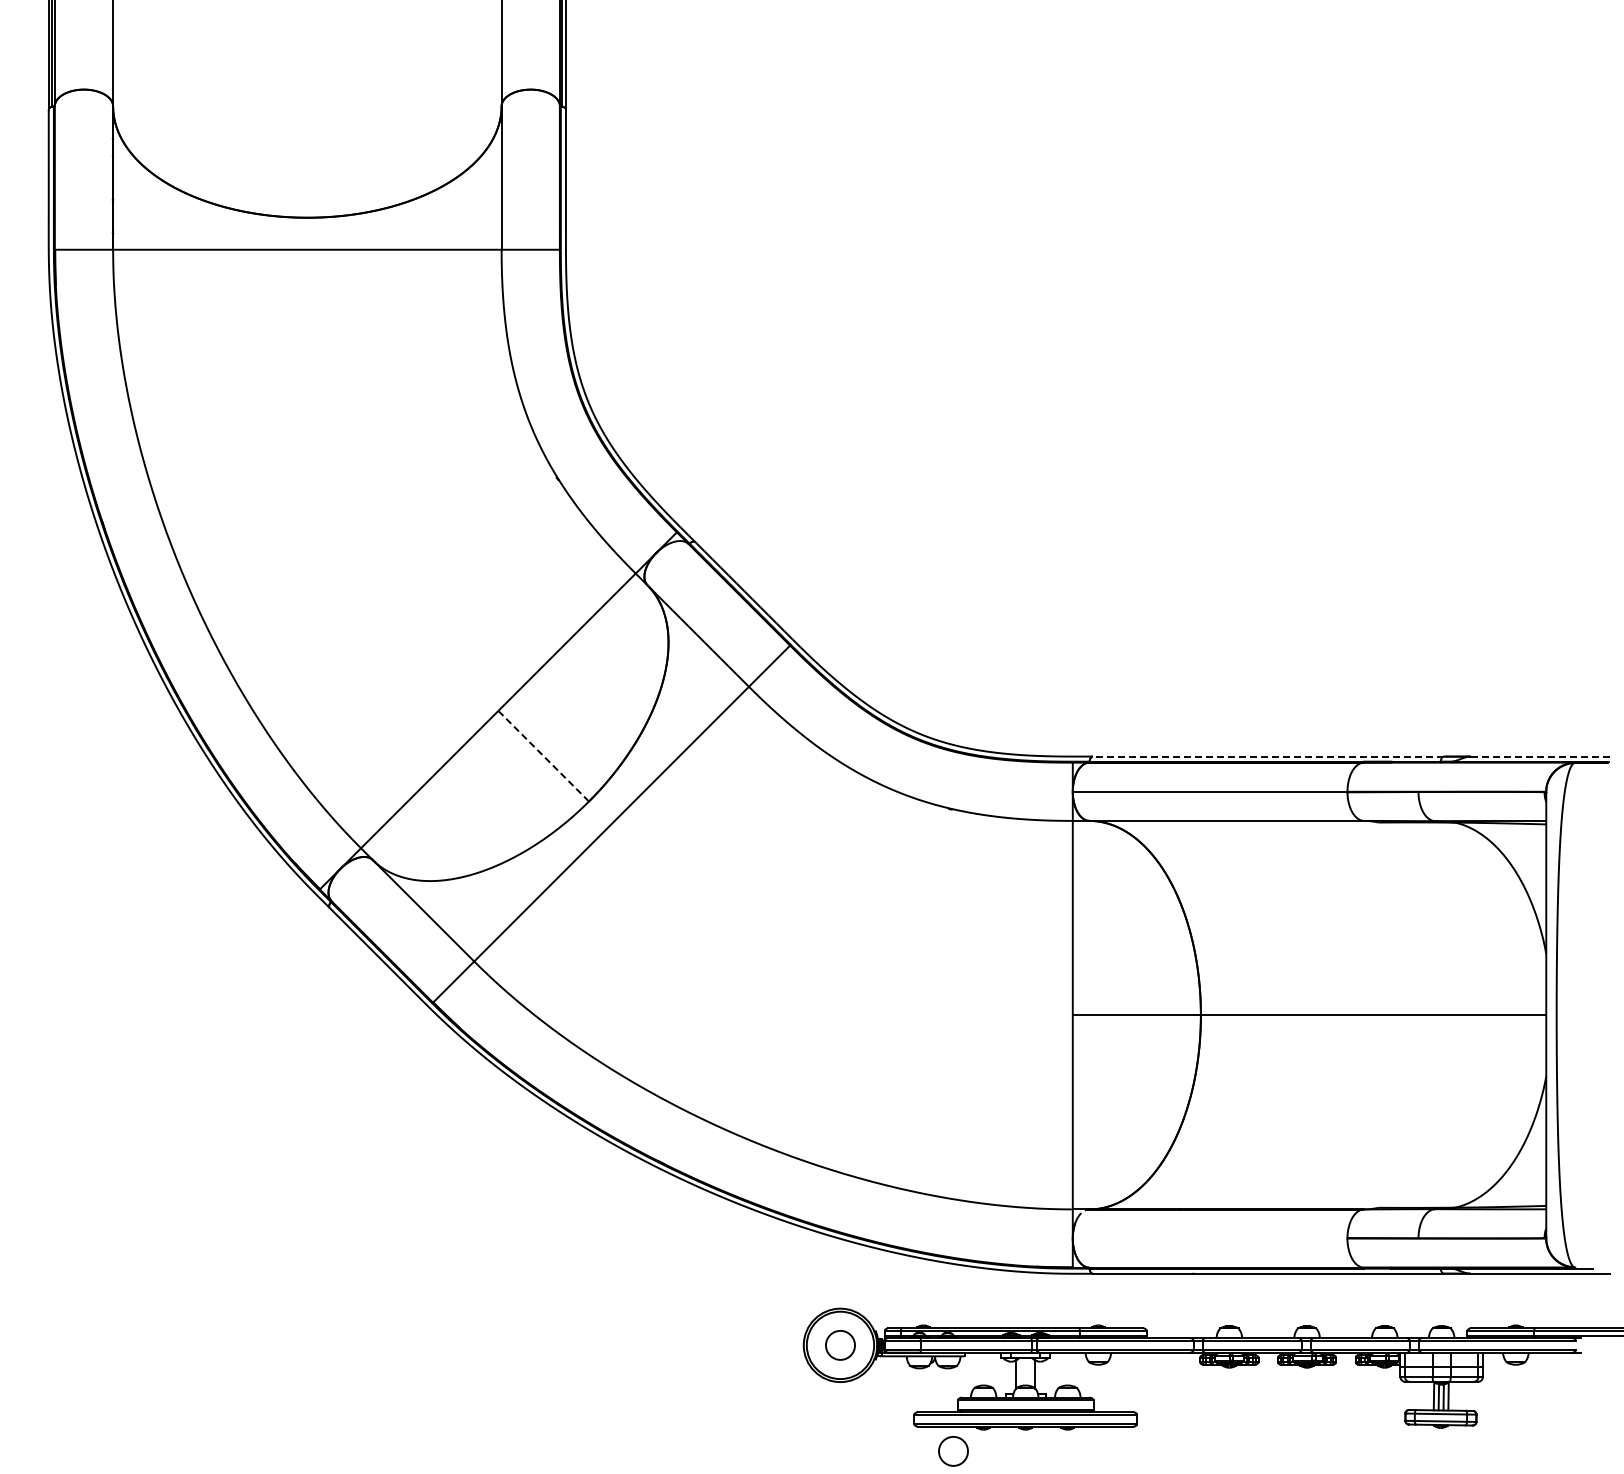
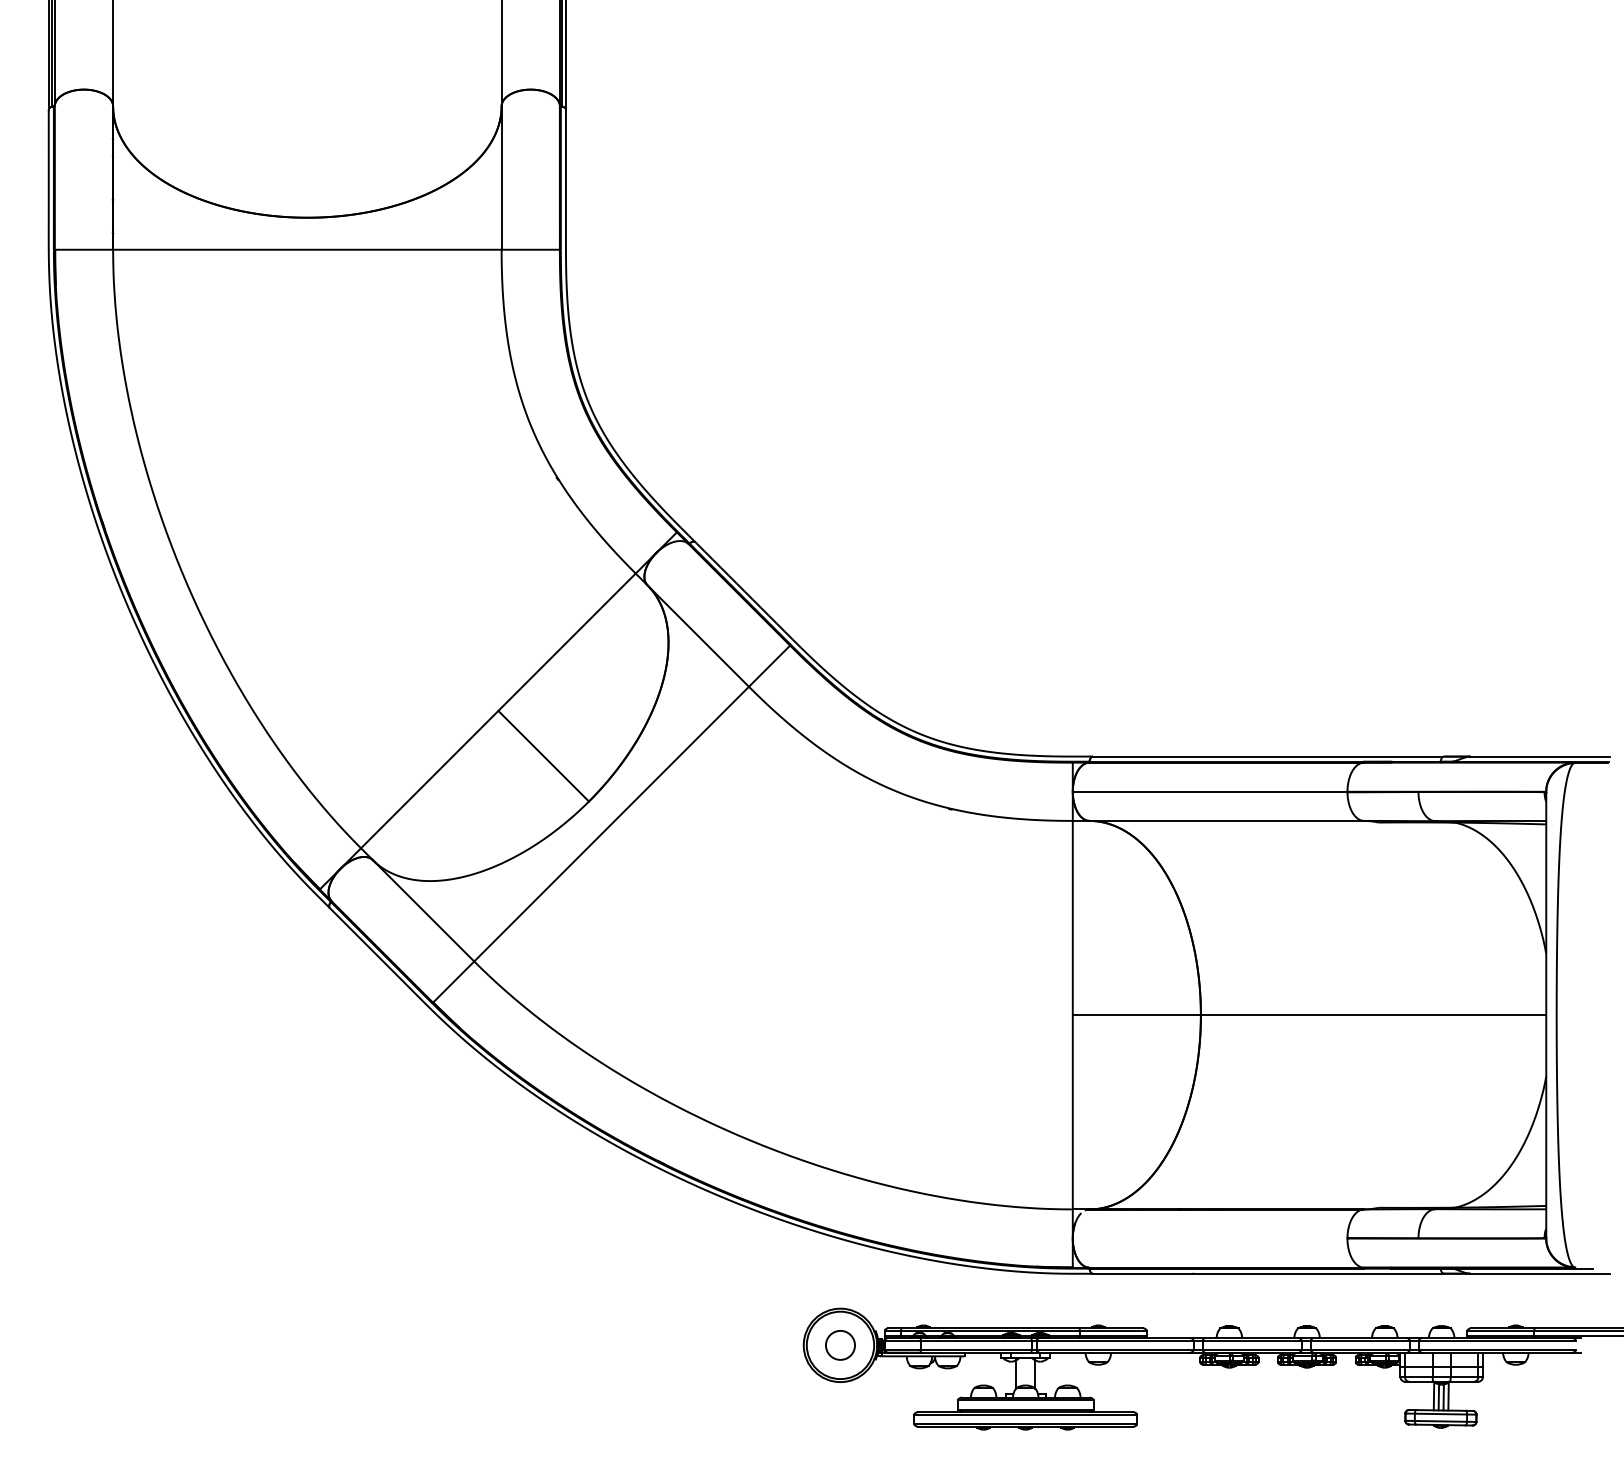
line: dashed -> solid (543, 755)
line: dashed -> solid (1267, 756)
line: dashed -> solid (1540, 756)
circle: present -> none (953, 1451)
